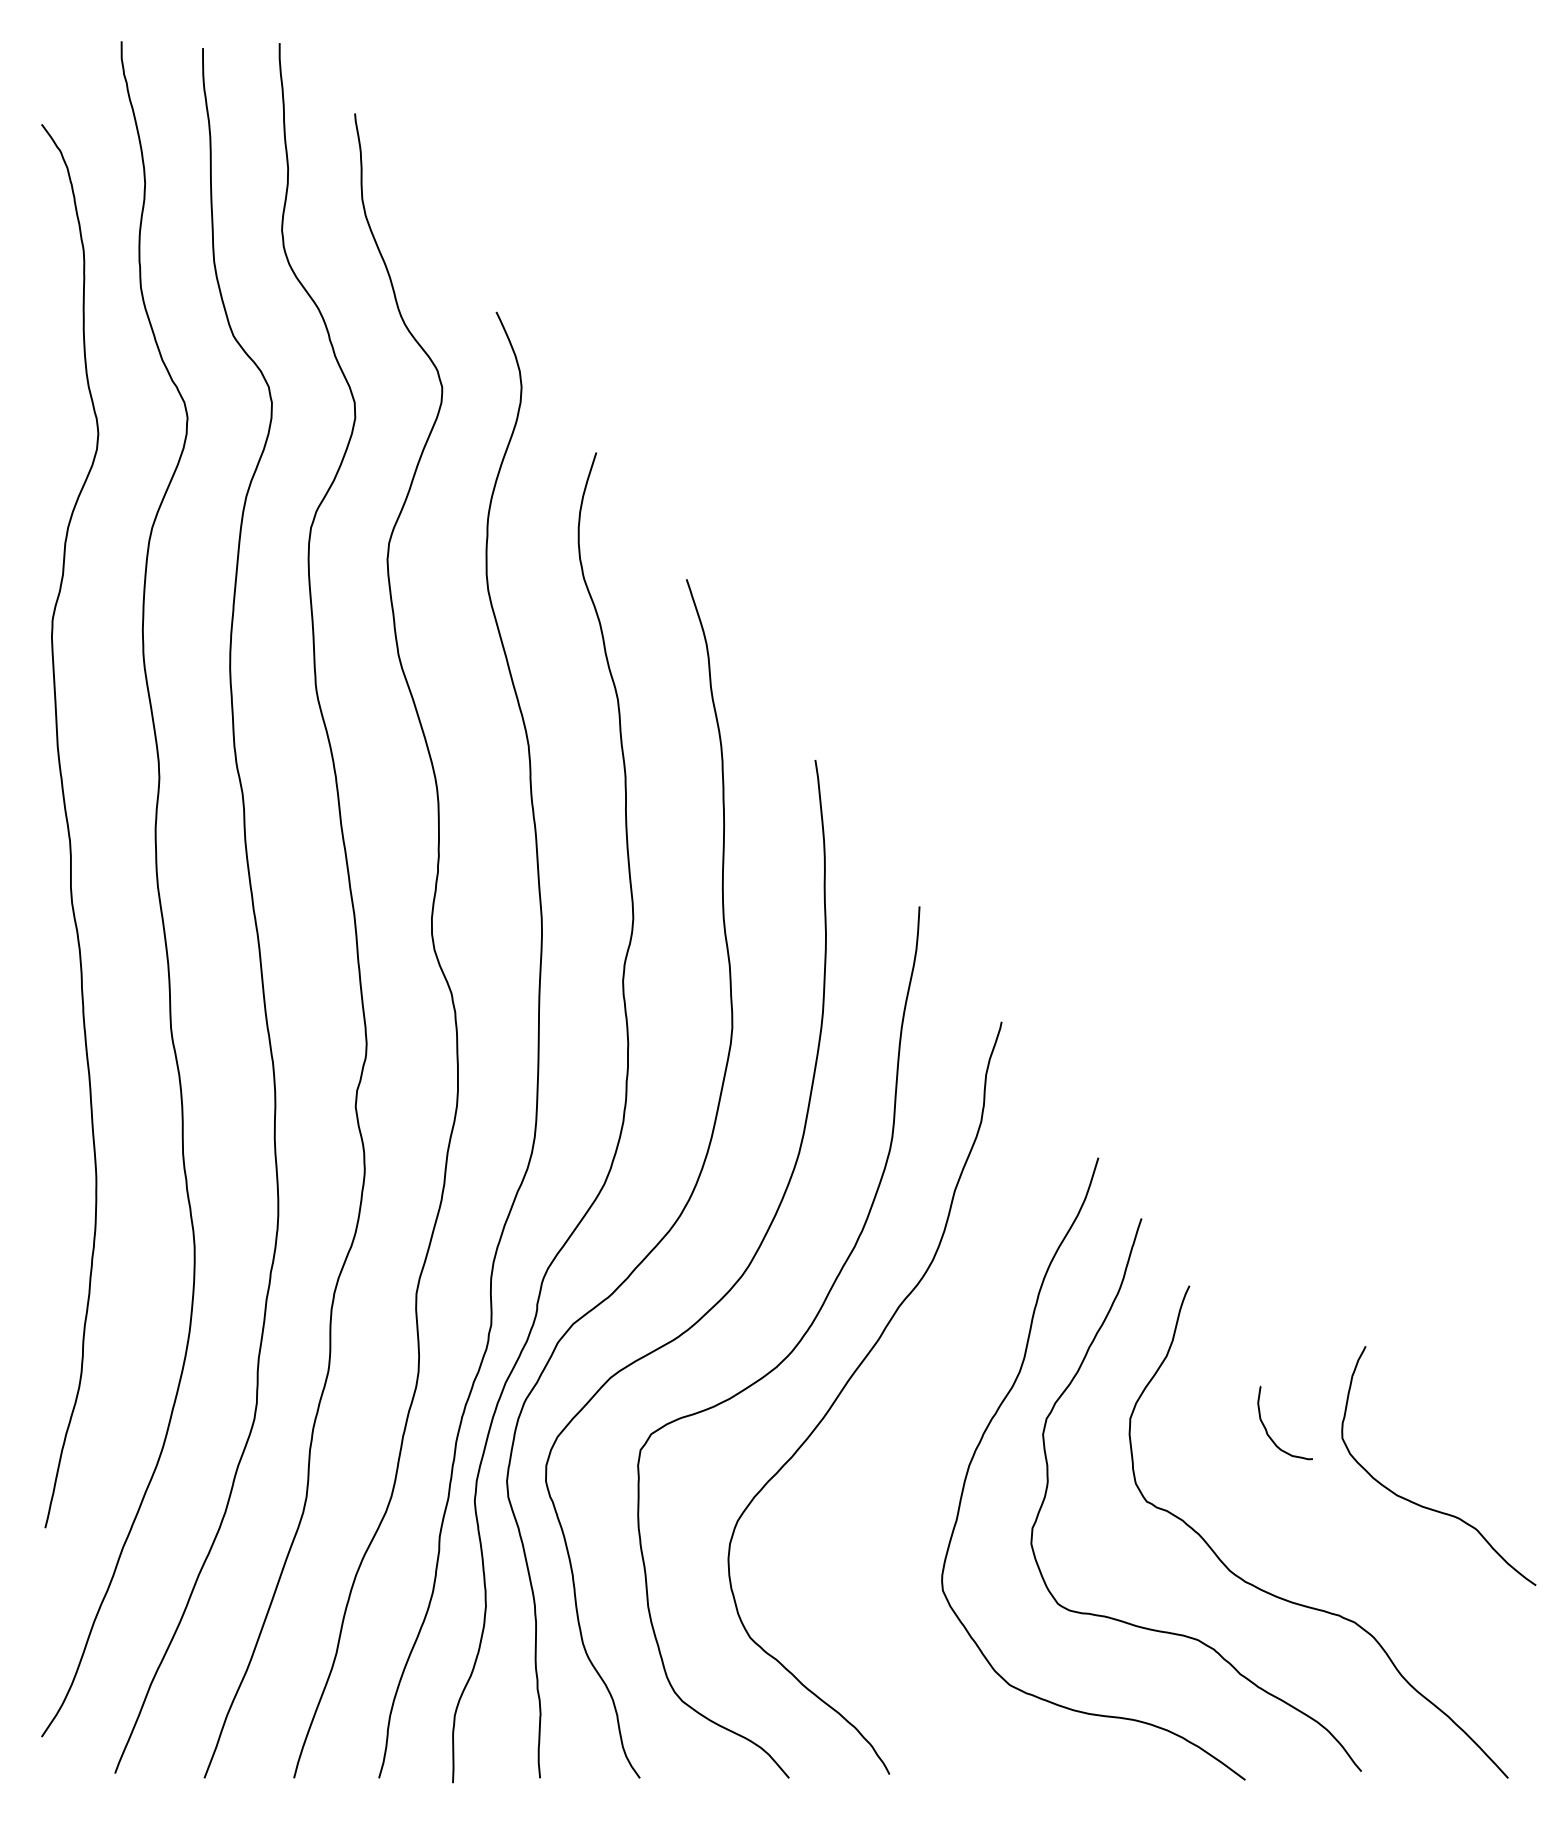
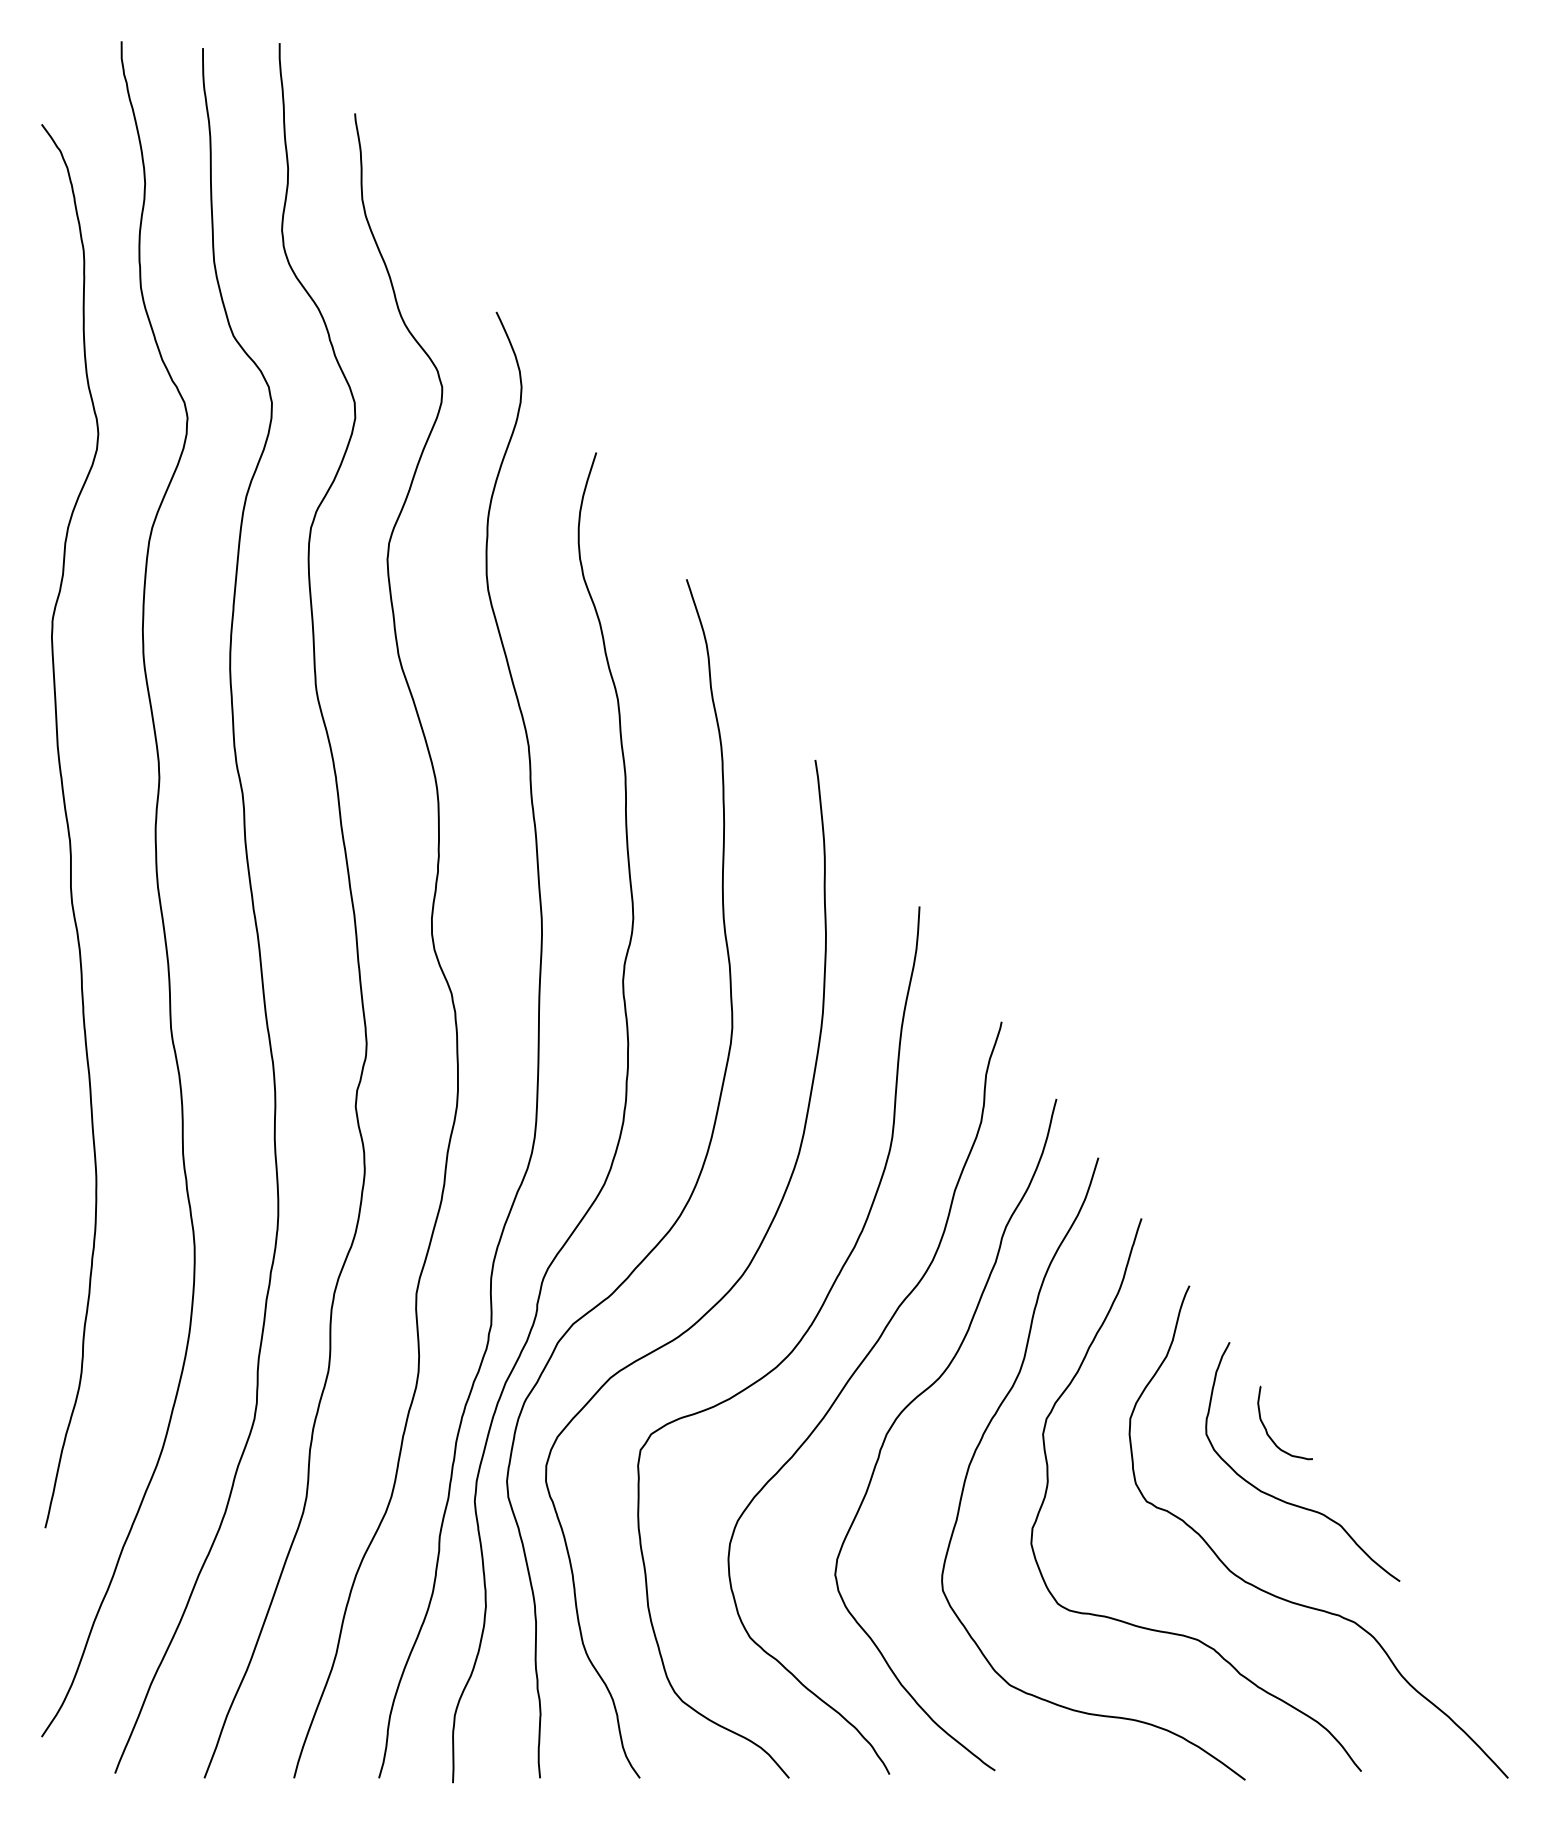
curve: none -> present (918, 1397)
curve position: (1420, 1504) -> (1284, 1500) (1284, 1500)
